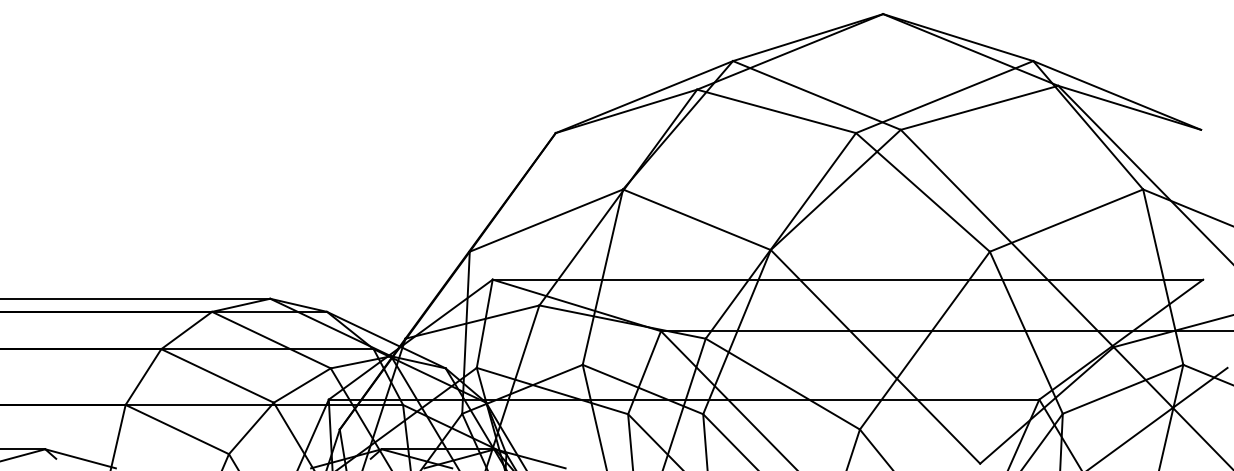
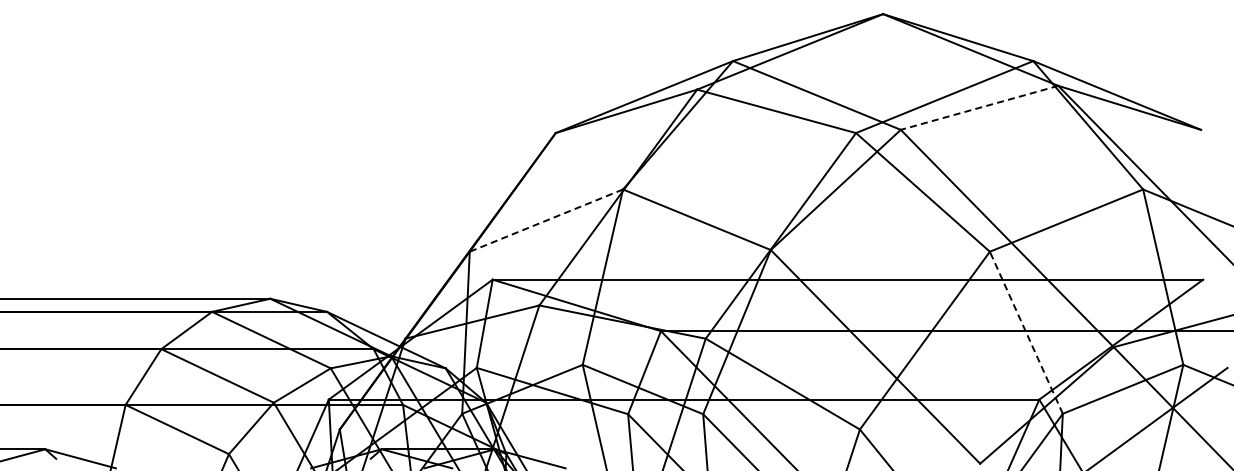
line: solid -> dashed (979, 107)
line: solid -> dashed (546, 220)
line: solid -> dashed (1026, 332)
